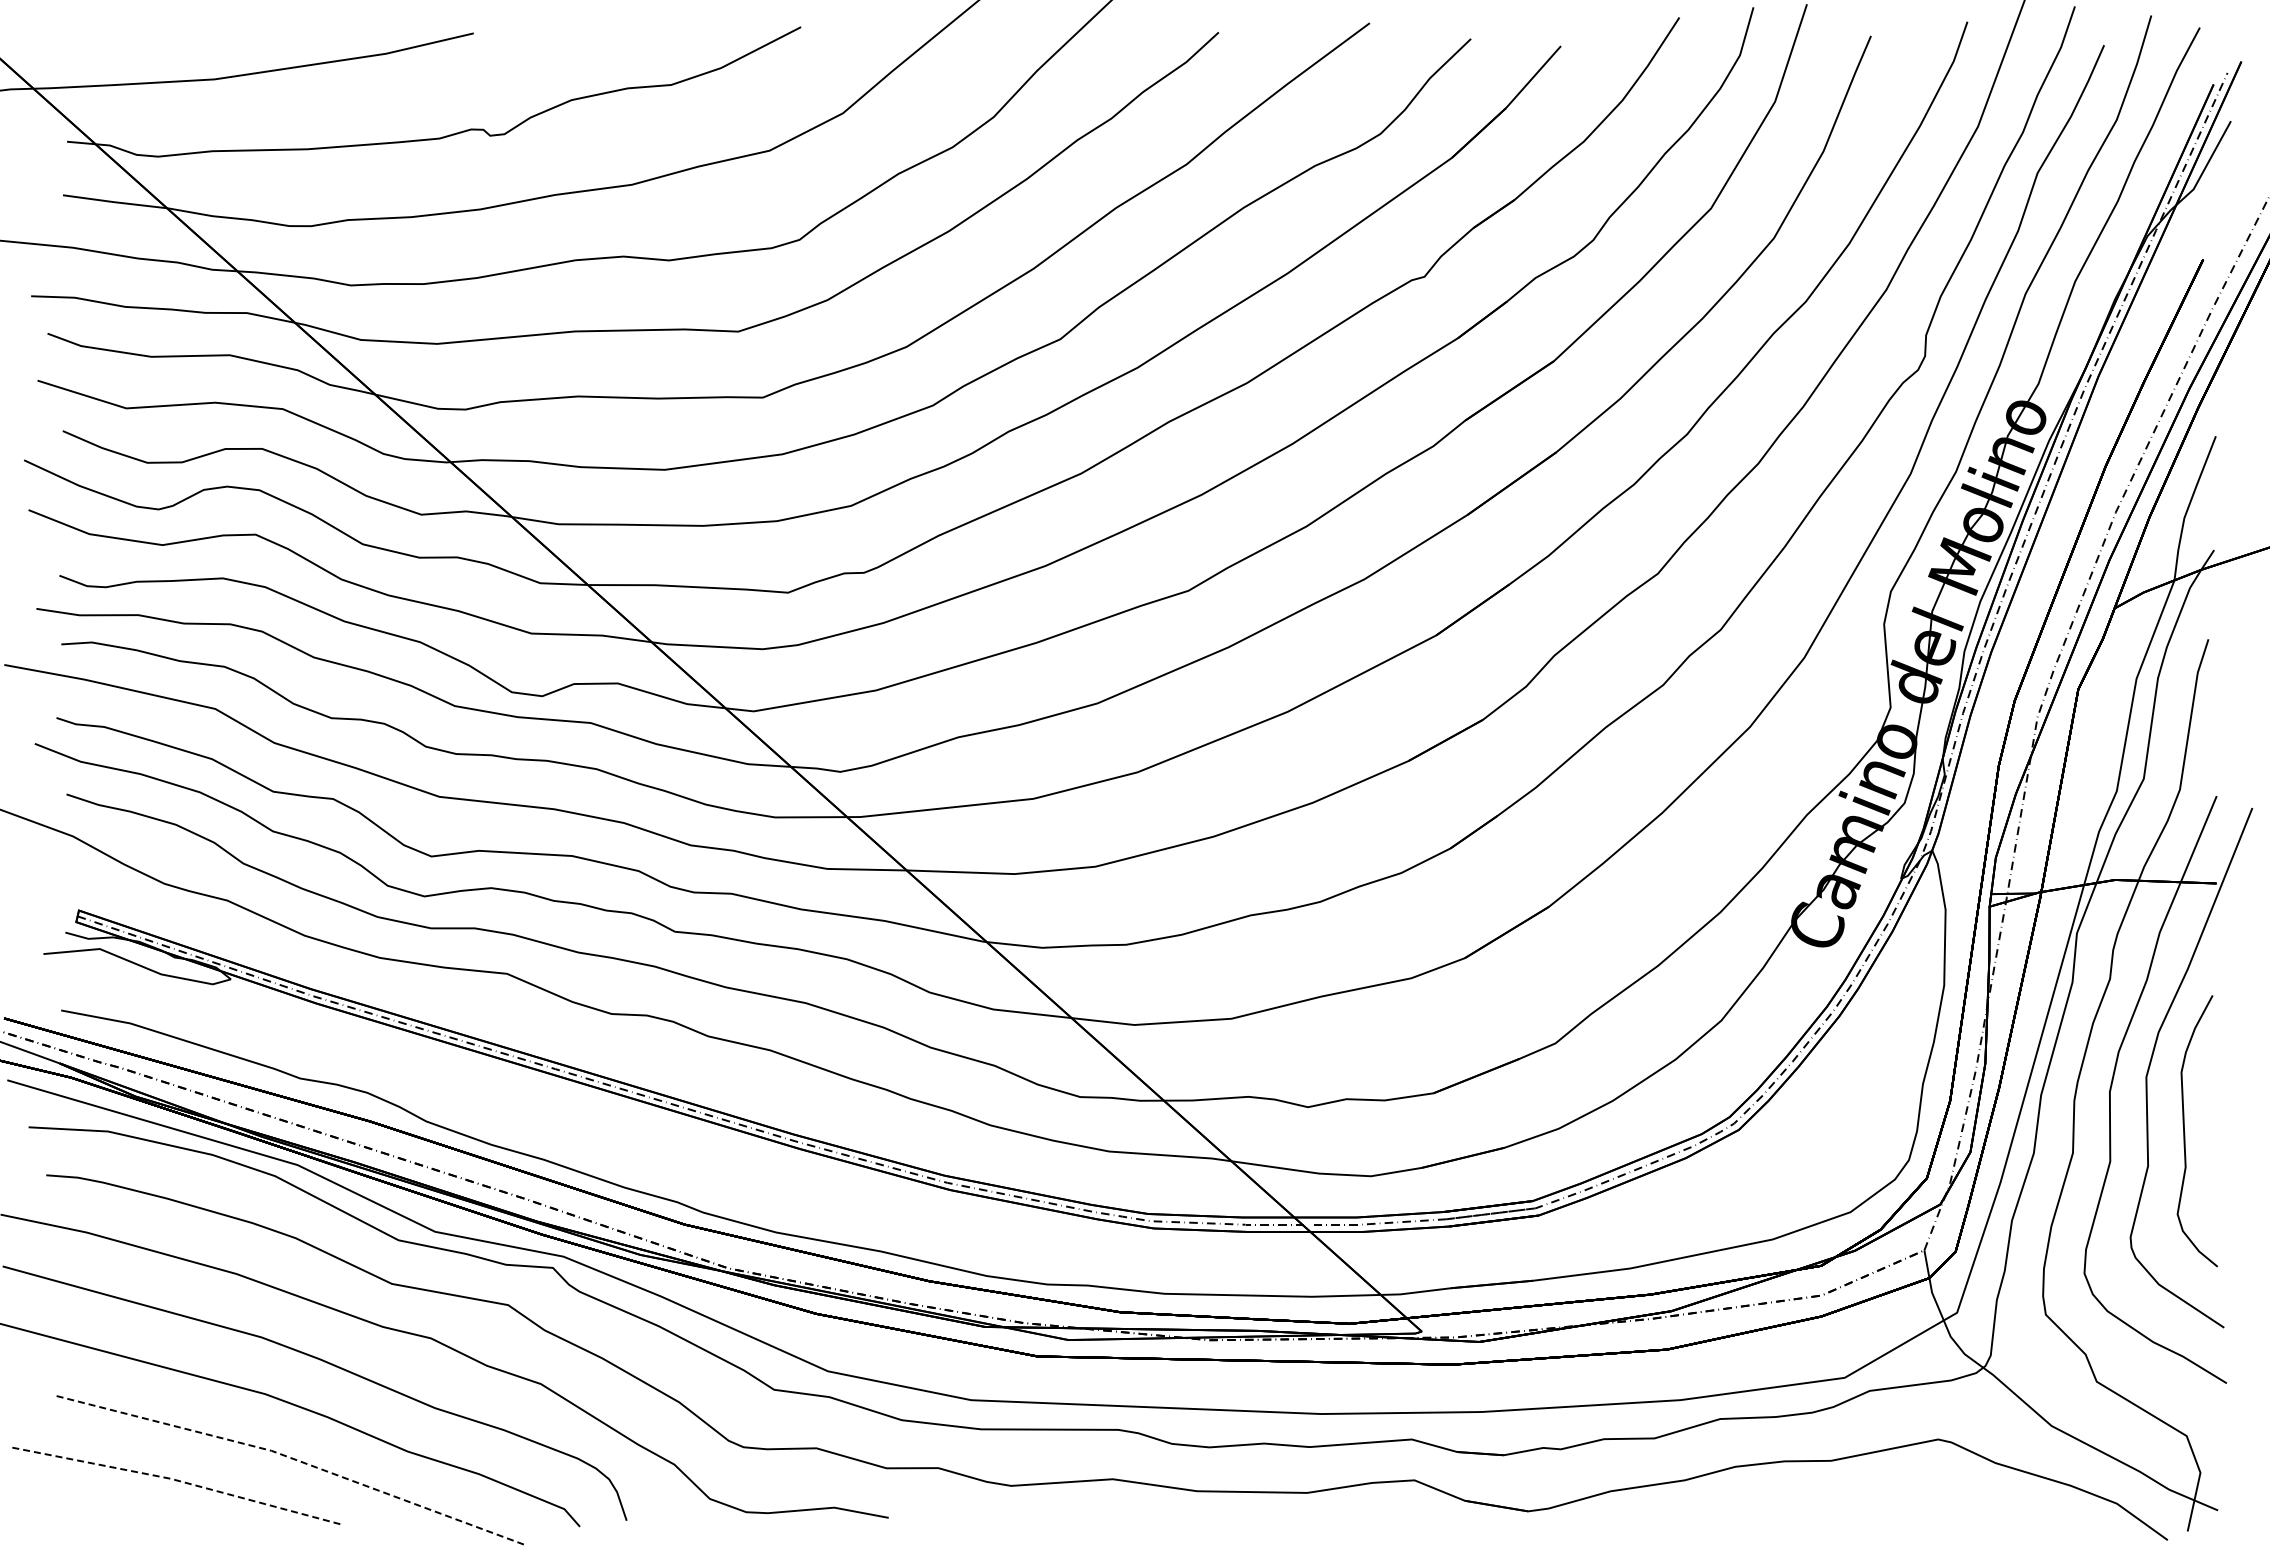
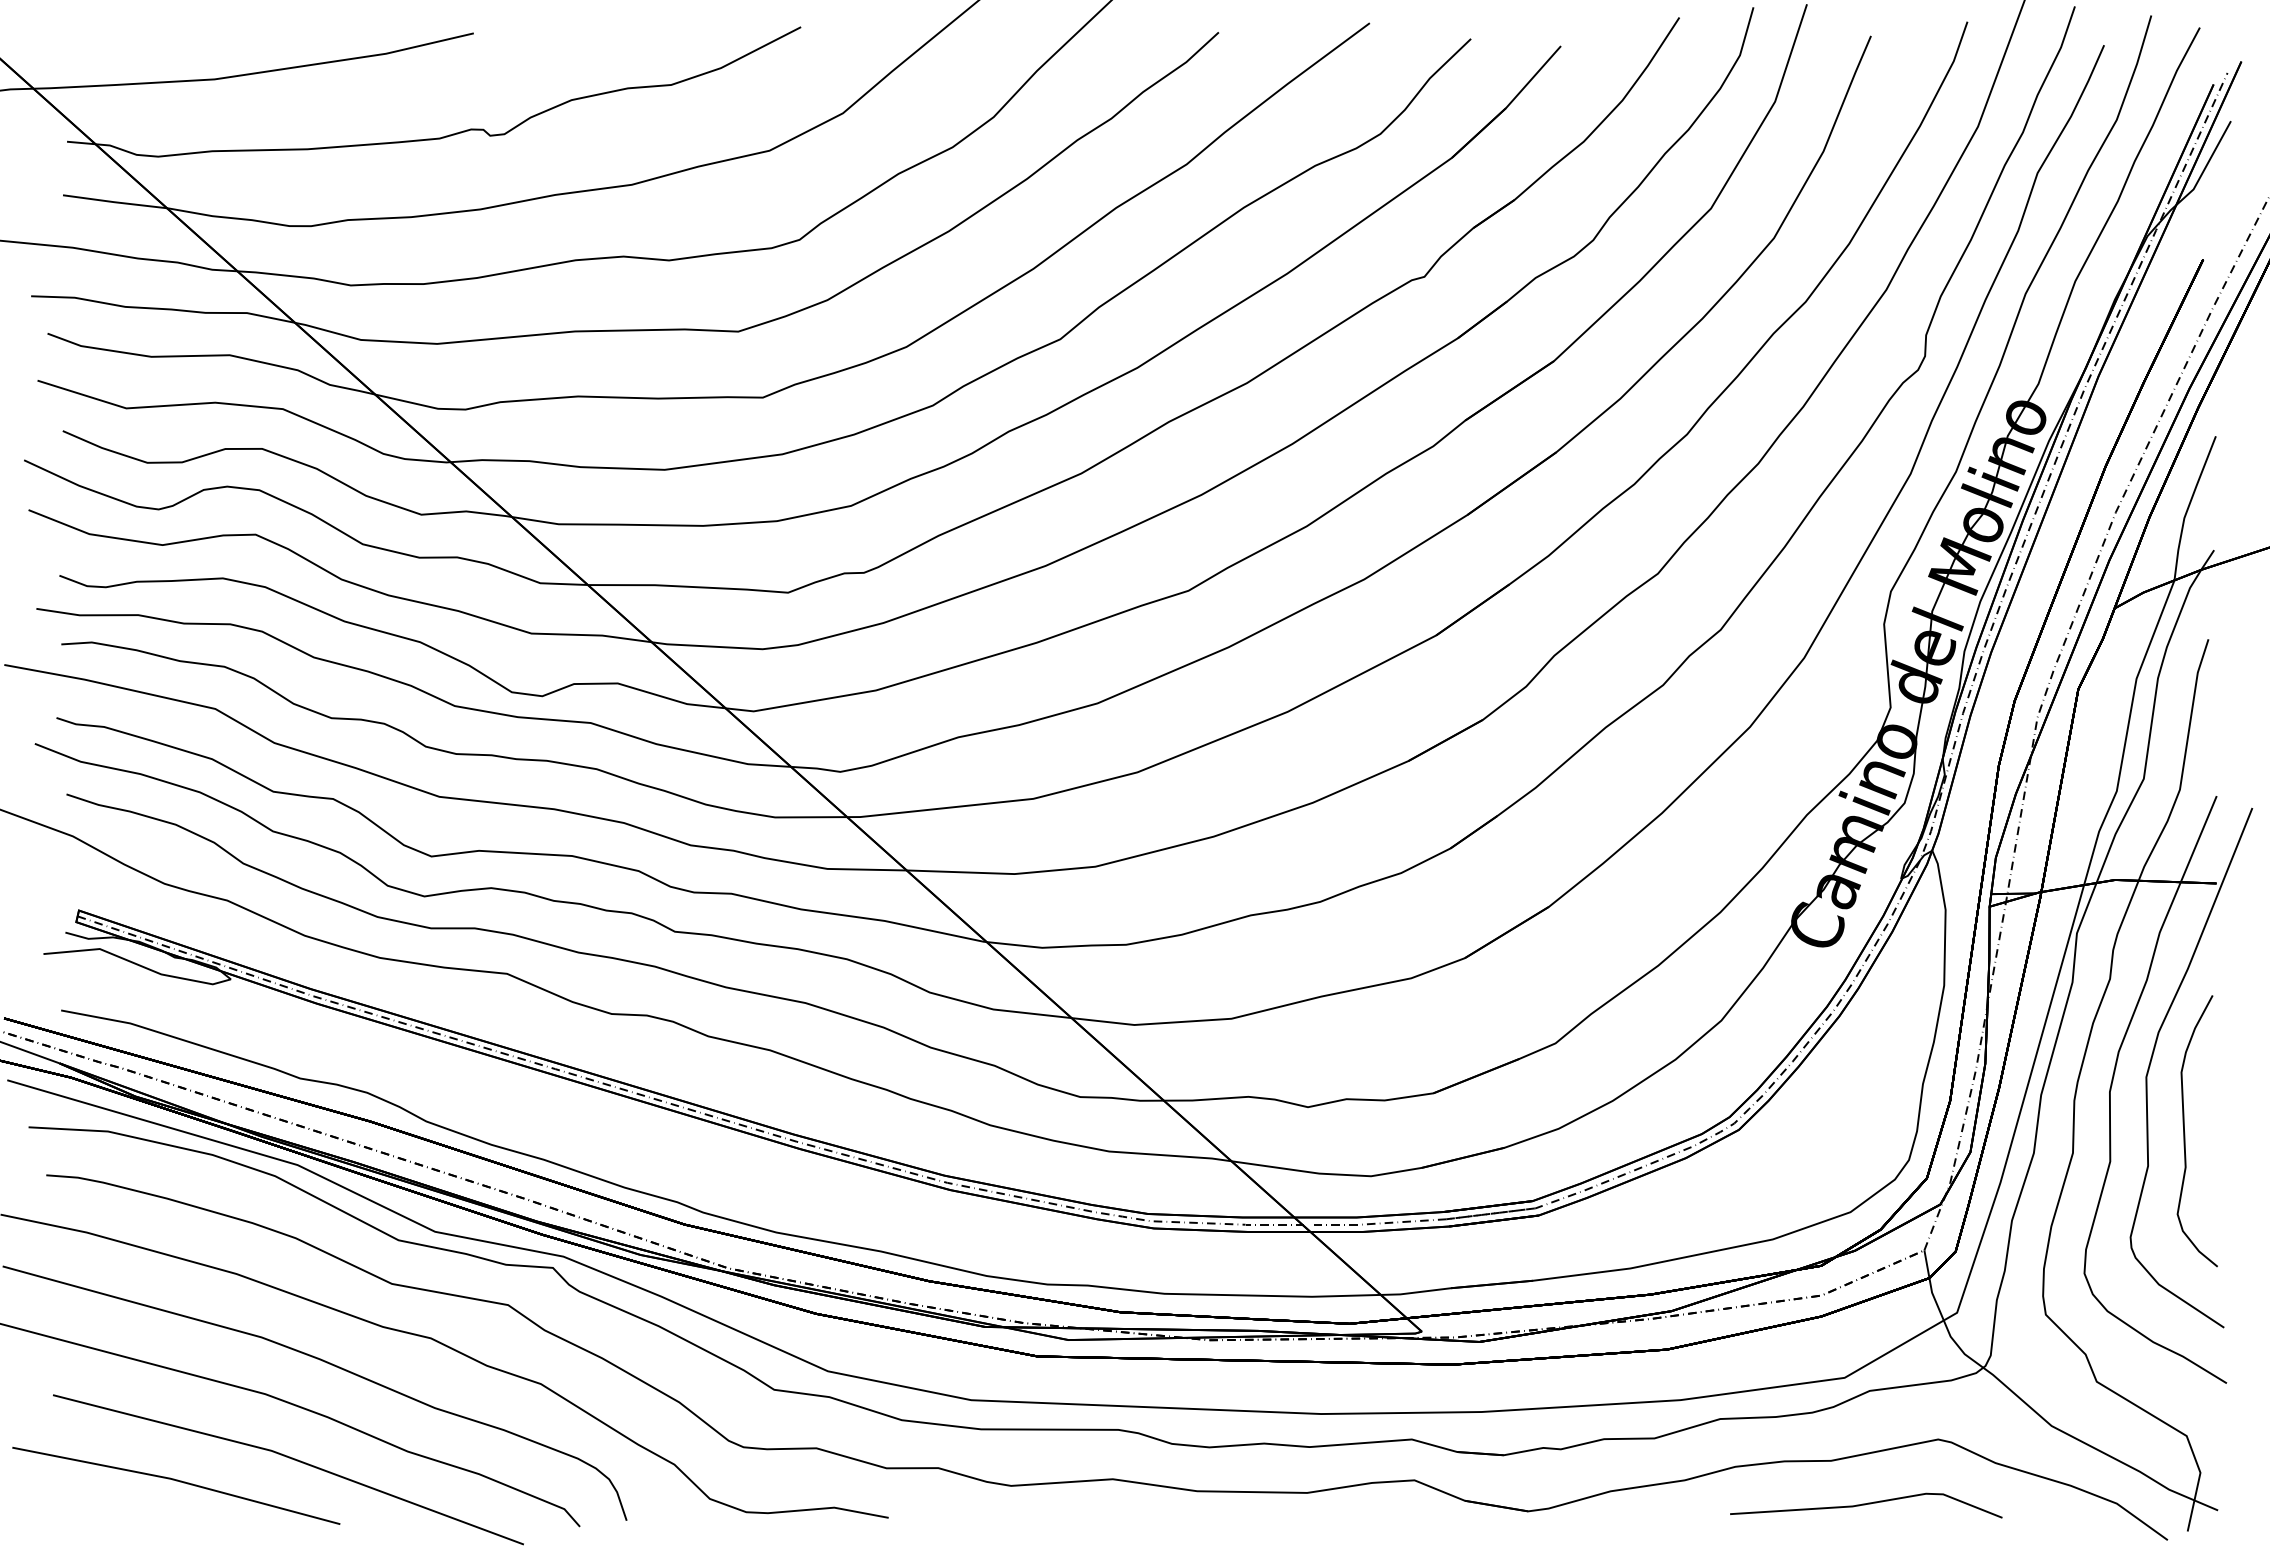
line: dashed -> solid (291, 1458)
line: dashed -> solid (176, 1480)
line: none -> present (1866, 1504)
